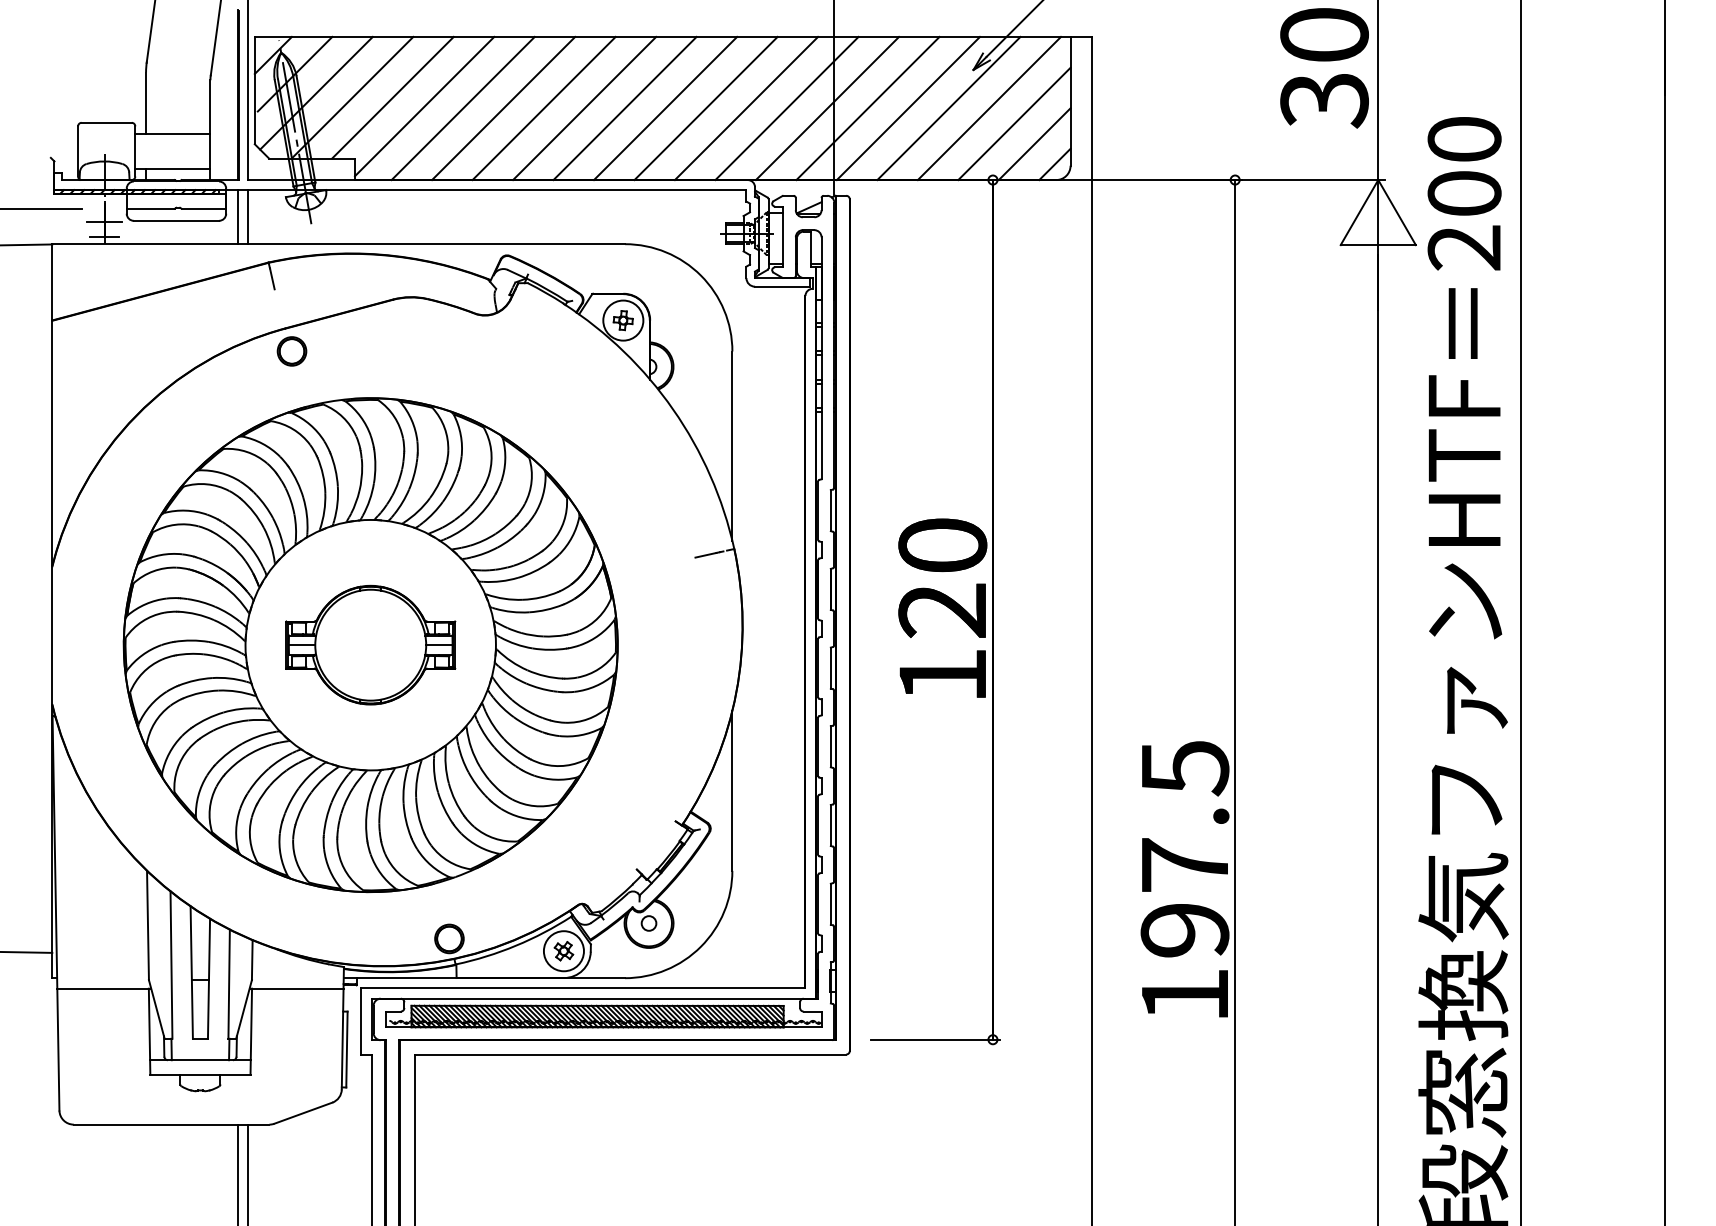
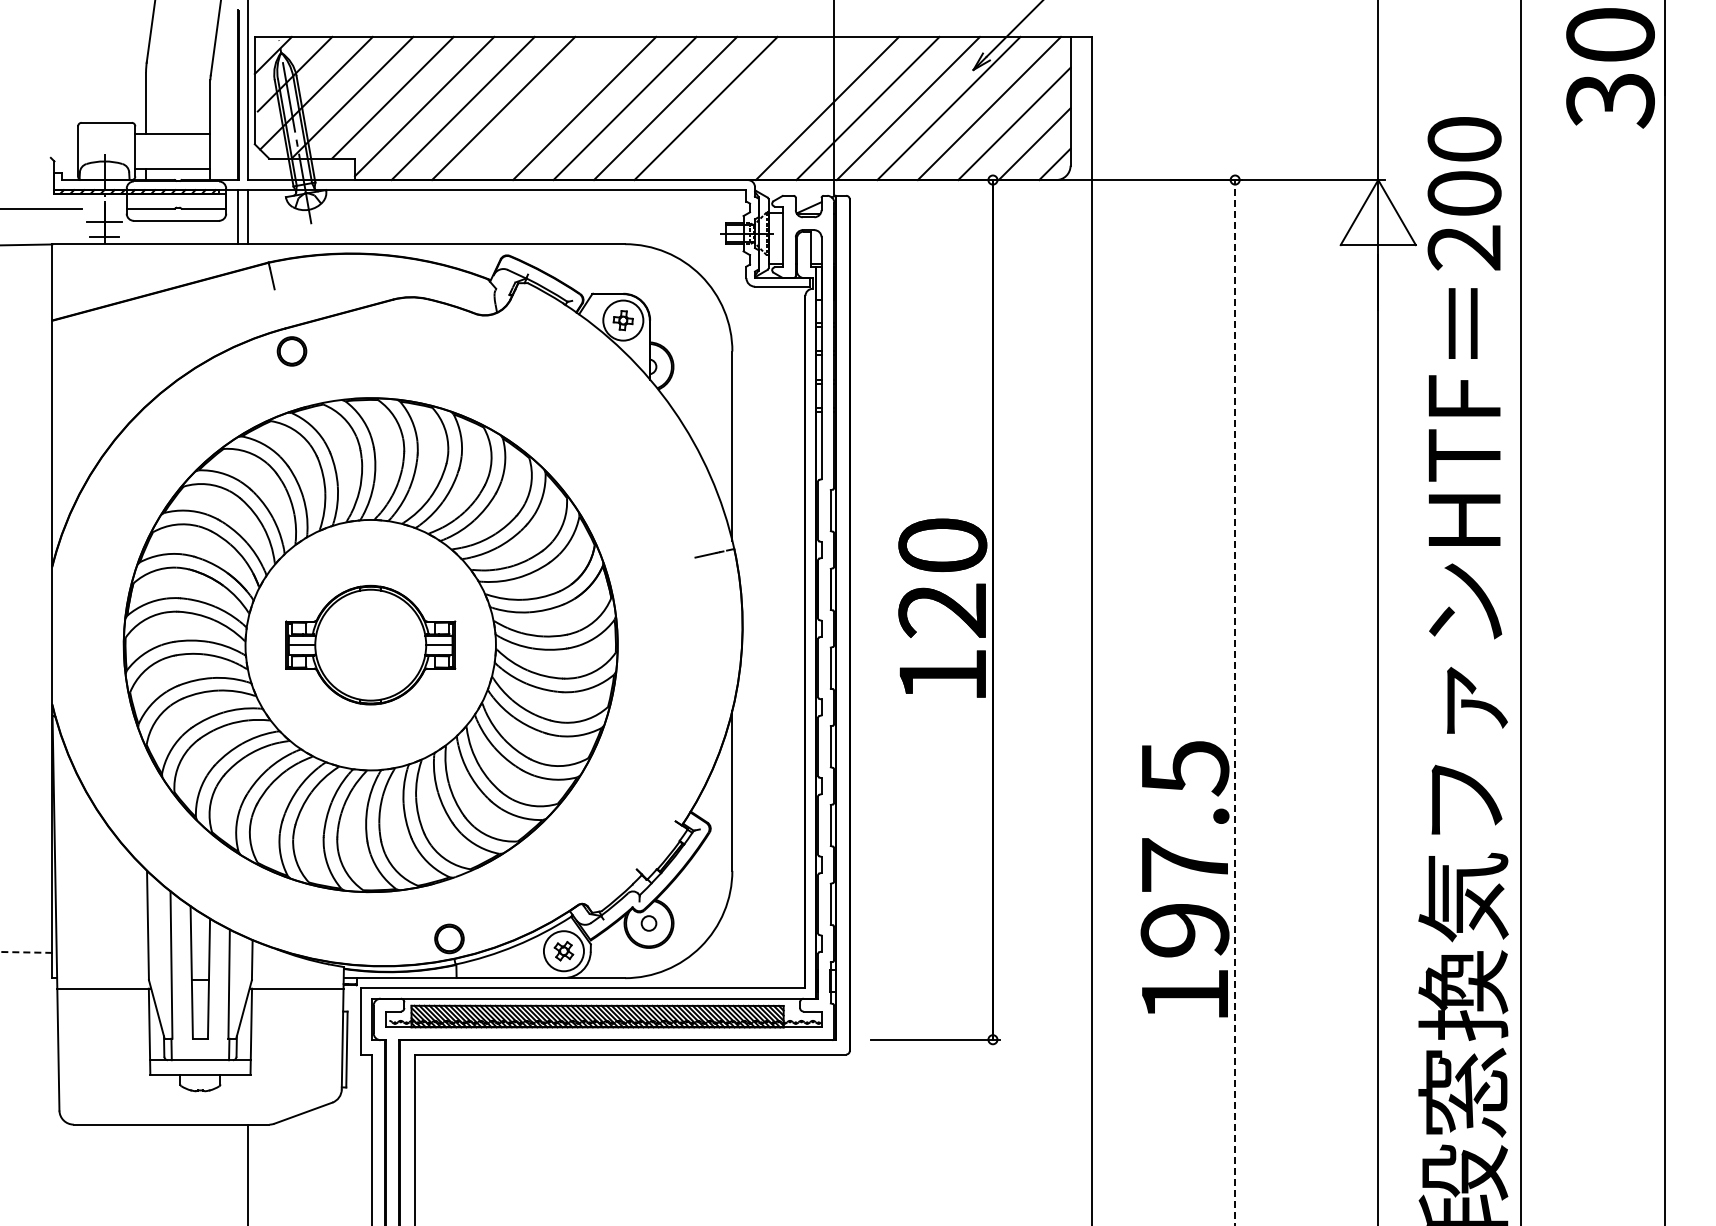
text position: (1324, 68) -> (1610, 68) (1610, 68)
line: present -> none (543, 108)
line: present -> none (746, 108)
line: present -> none (786, 108)
line: solid -> dashed (1235, 702)
line: solid -> dashed (25, 952)
line: present -> none (238, 1173)
